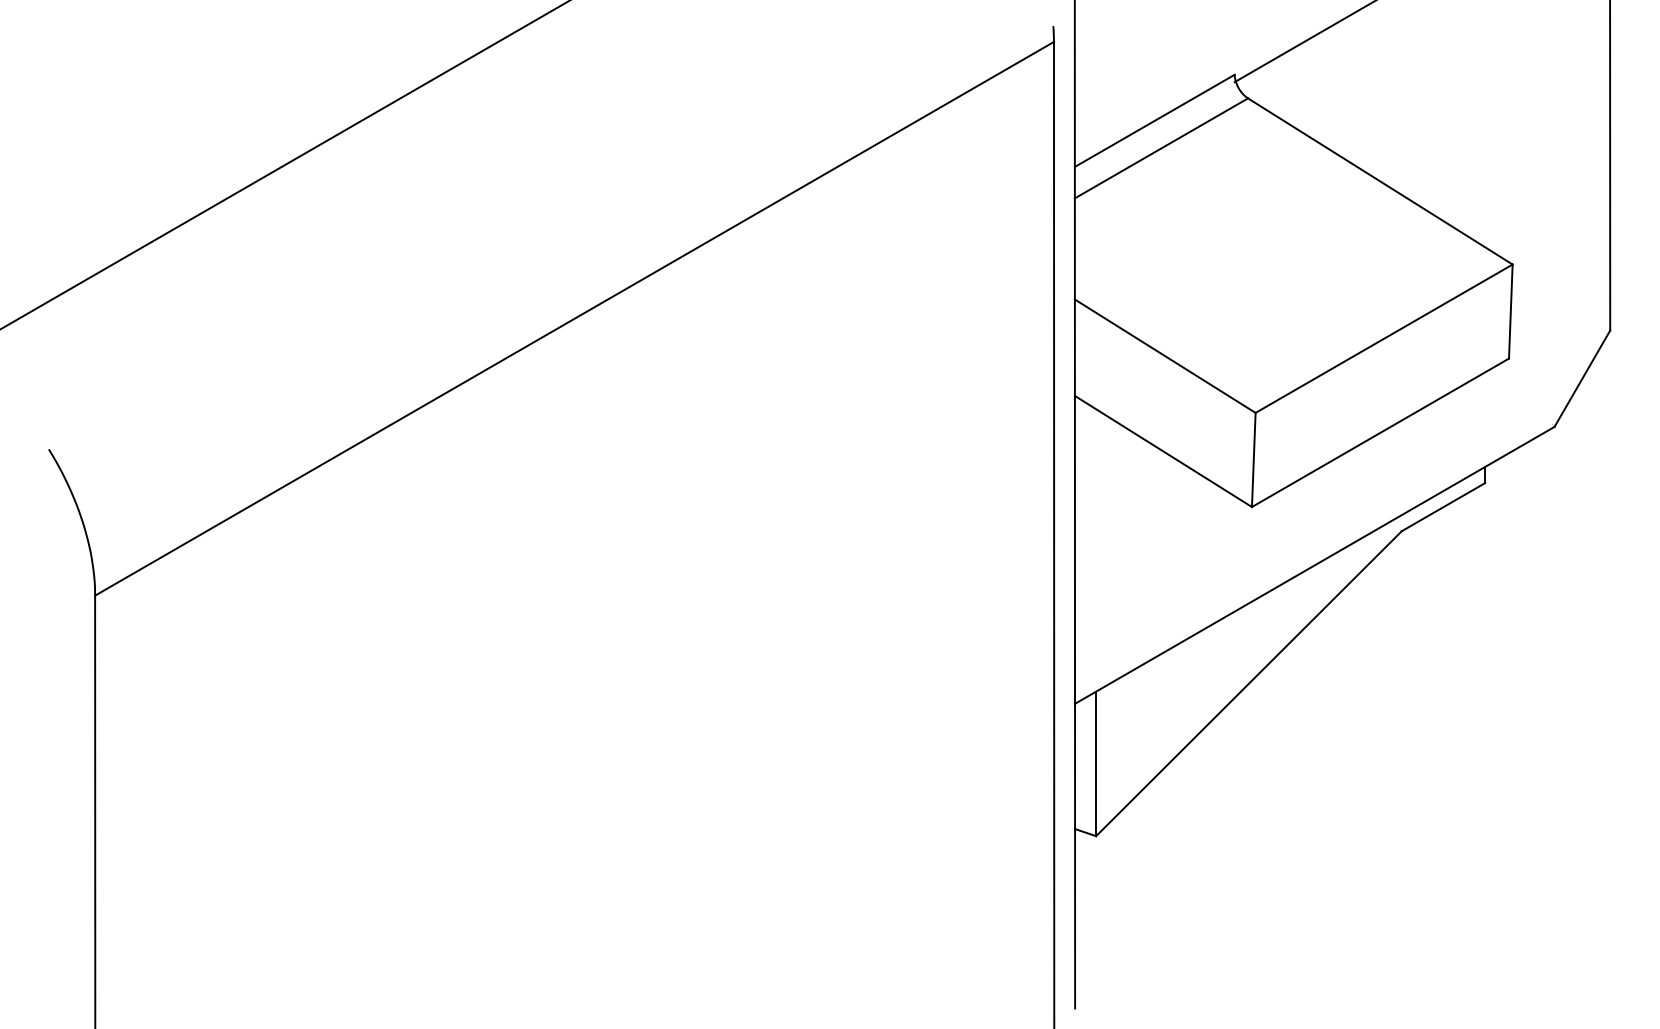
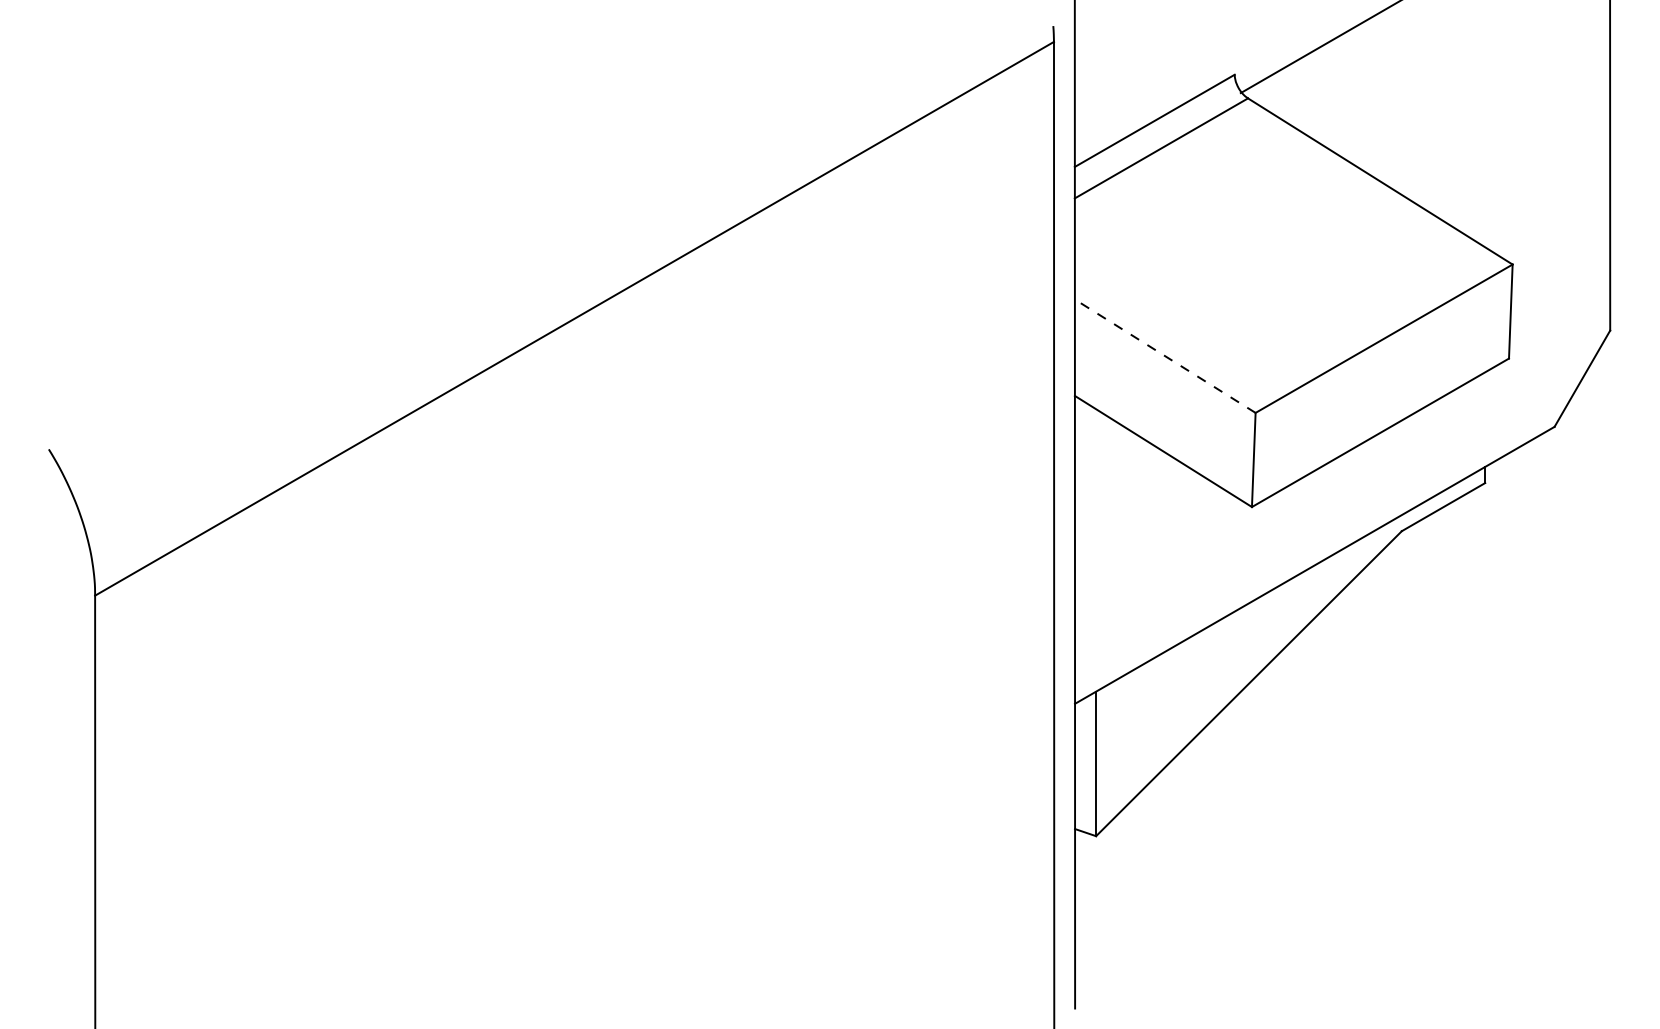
line position: (1303, 42) -> (1318, 47) (1318, 47)
line: present -> none (284, 165)
line: solid -> dashed (1165, 356)
